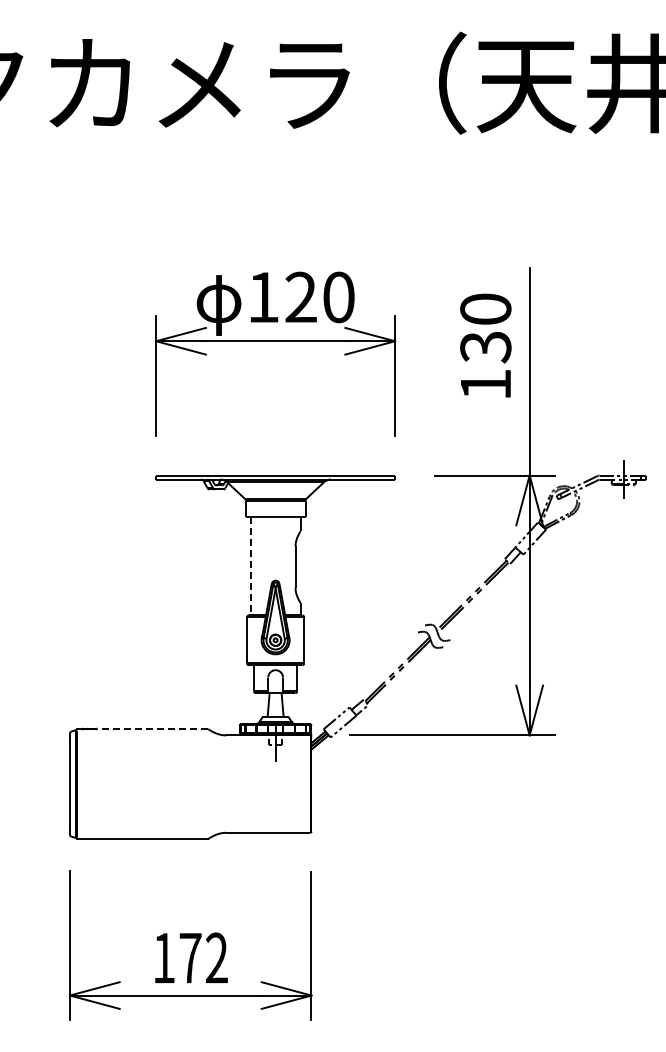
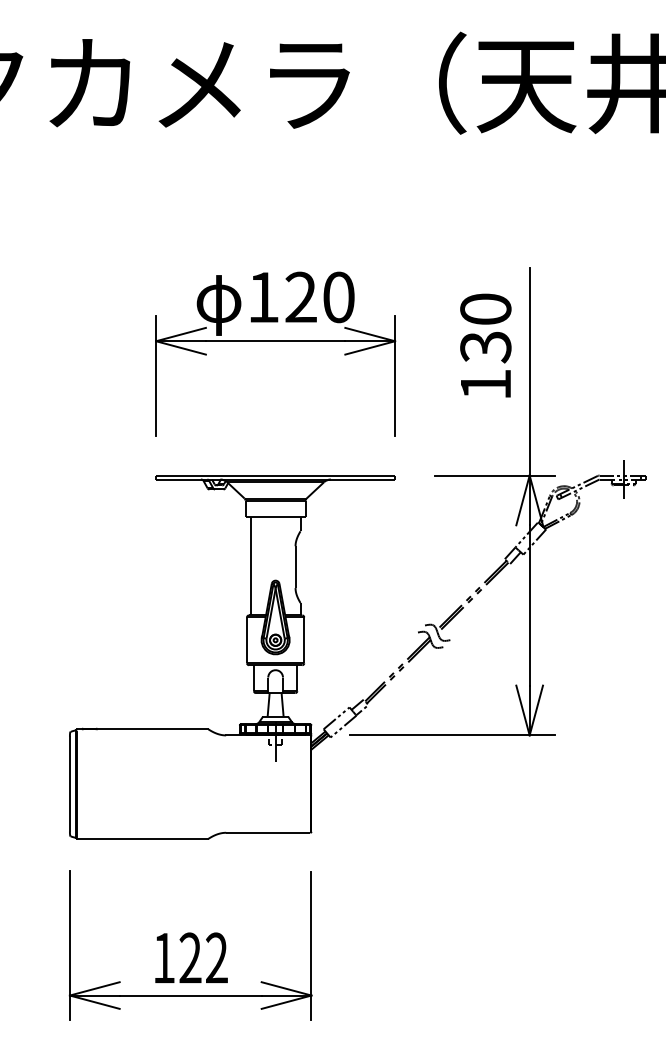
line: dashed -> solid (250, 566)
line: dashed -> solid (152, 729)
text: 172 -> 122 (190, 957)
